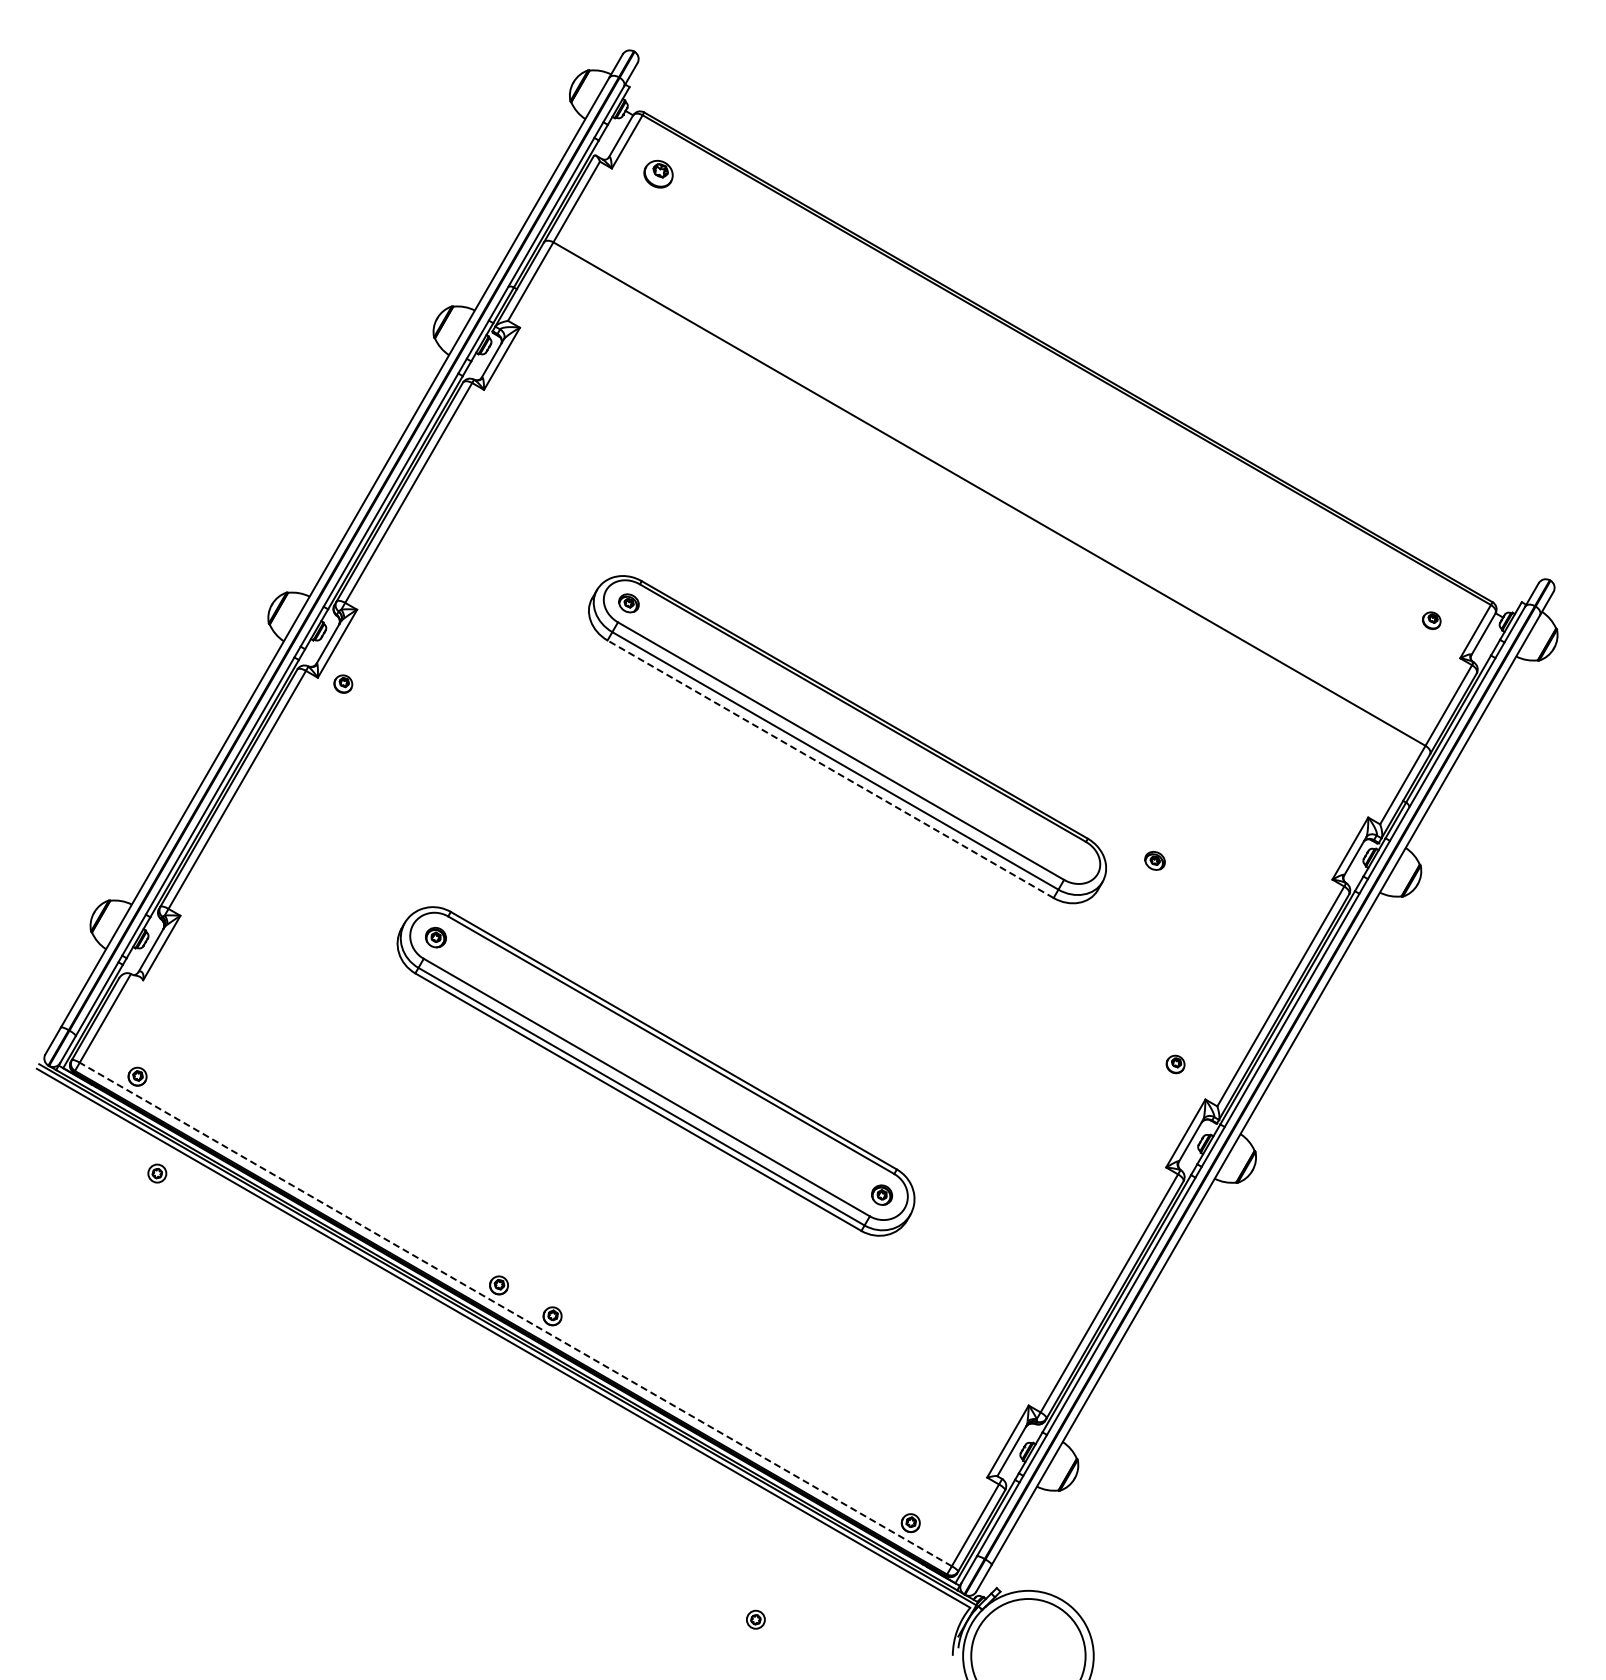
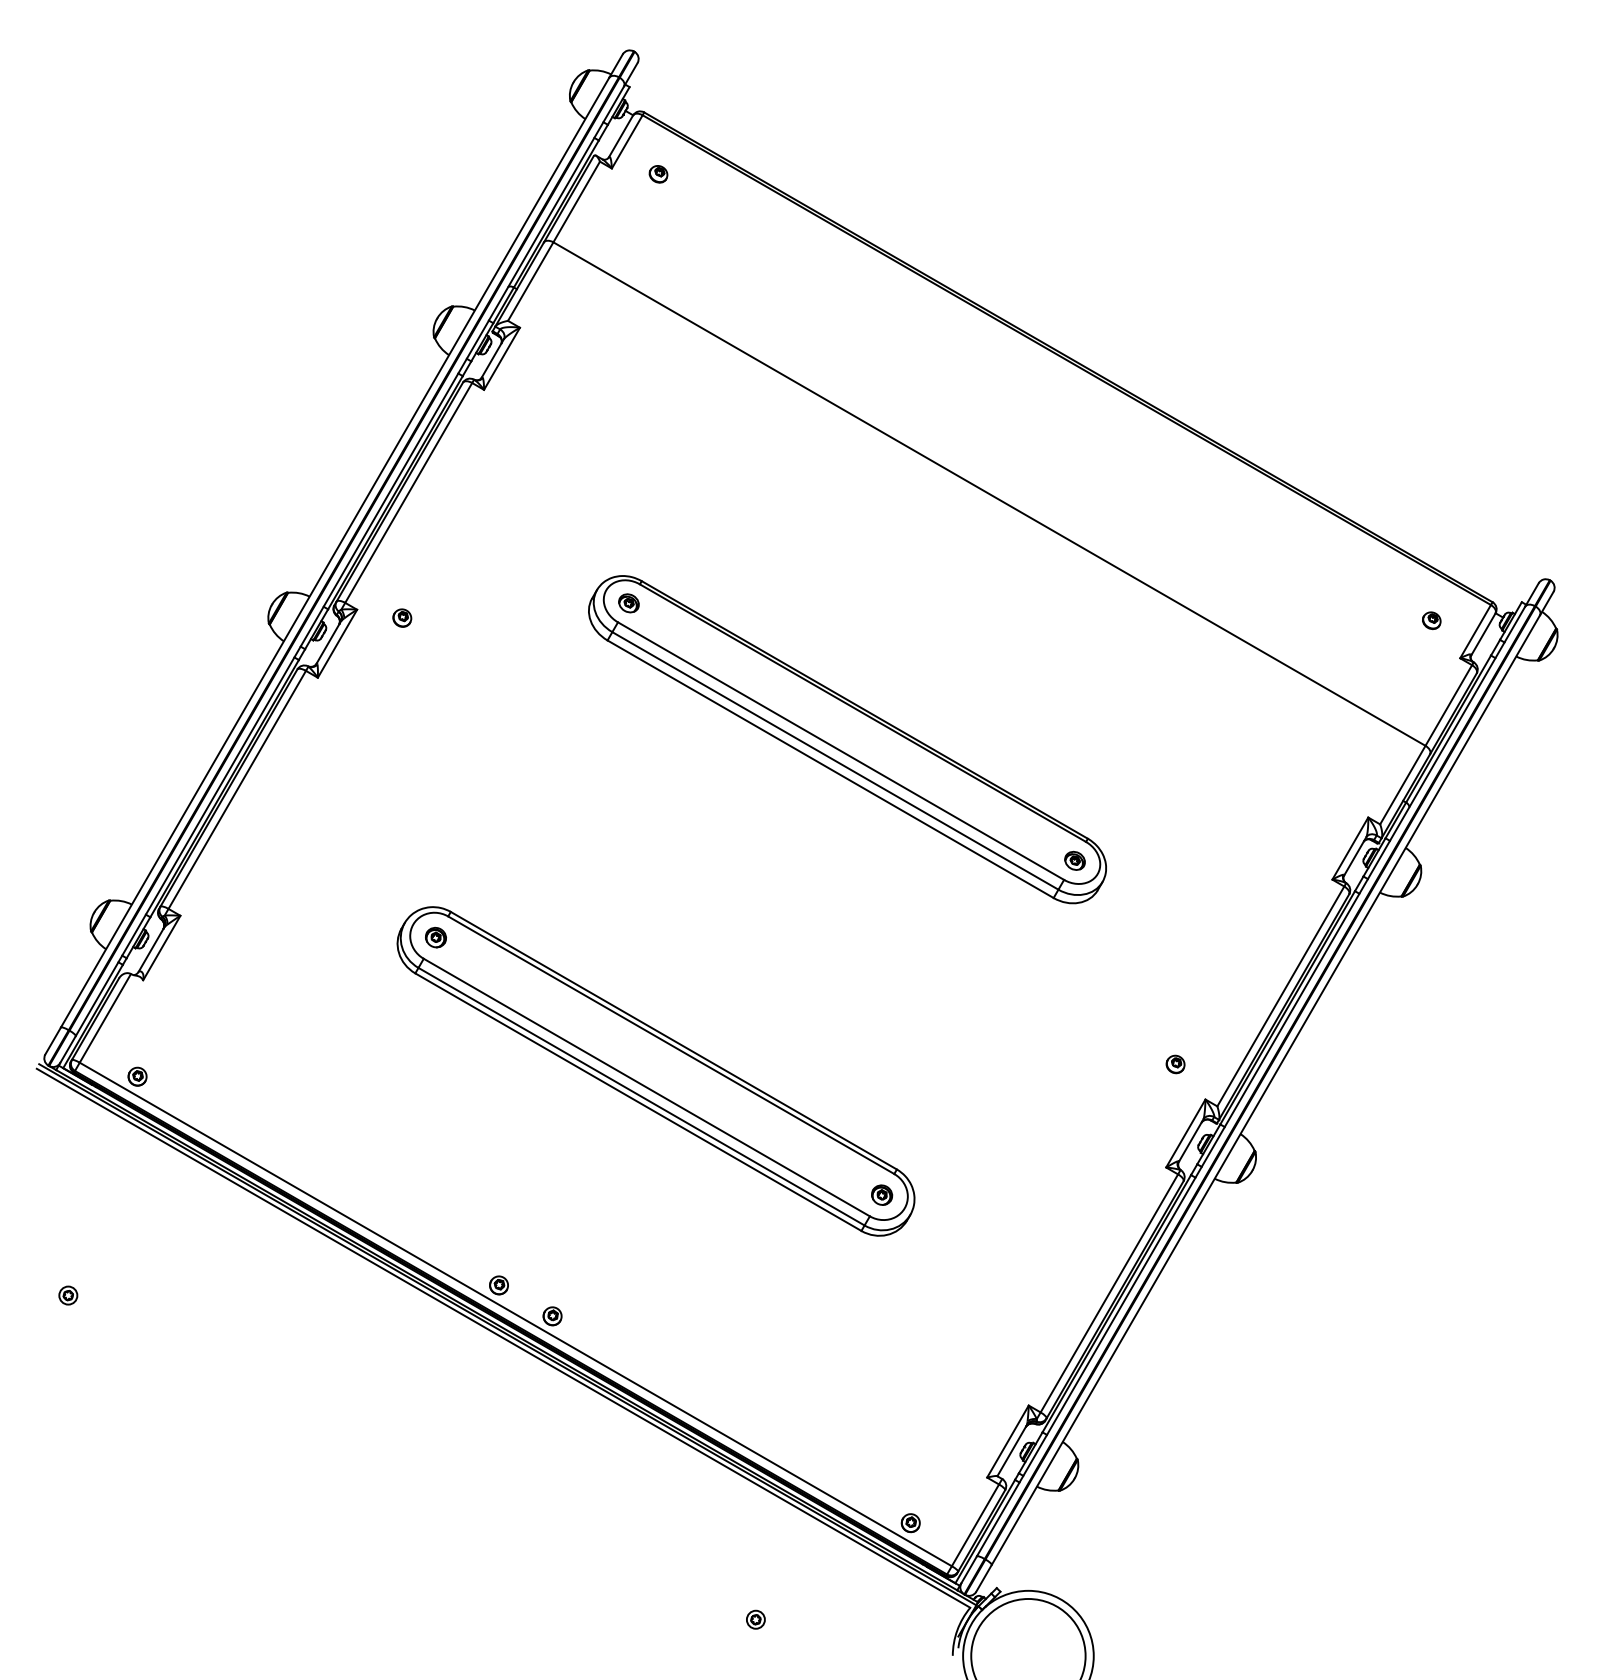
part size: 31x29 px -> 21x19 px (658, 174)
part position: (343, 683) -> (402, 617) (402, 617)
line: dashed -> solid (830, 769)
part position: (1154, 860) -> (1074, 860) (1074, 860)
part position: (157, 1173) -> (68, 1295) (68, 1295)
line: dashed -> solid (515, 1314)
